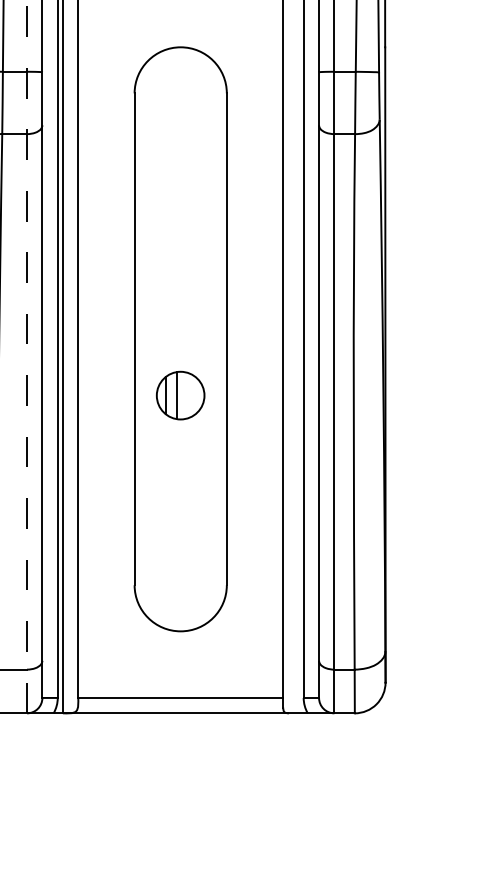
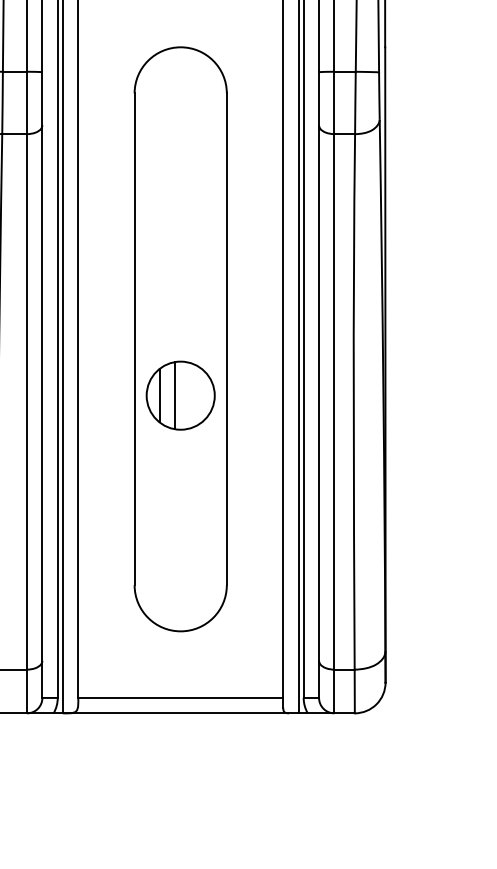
line: dashed -> solid (27, 356)
line: none -> present (298, 357)
part size: 50x51 px -> 71x71 px (180, 395)
